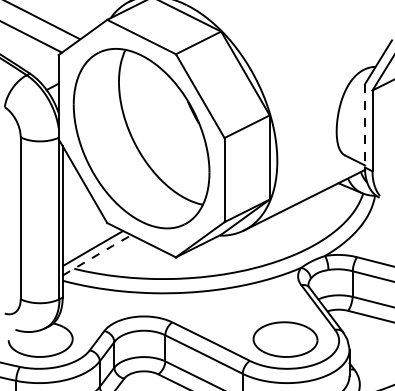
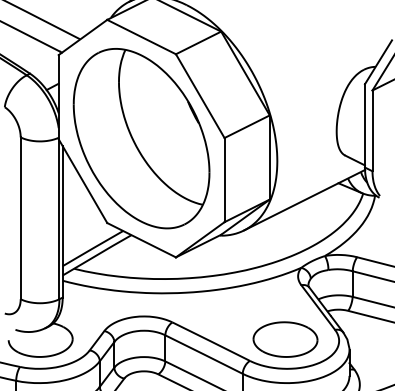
line: dashed -> solid (364, 125)
line: dashed -> solid (97, 254)
